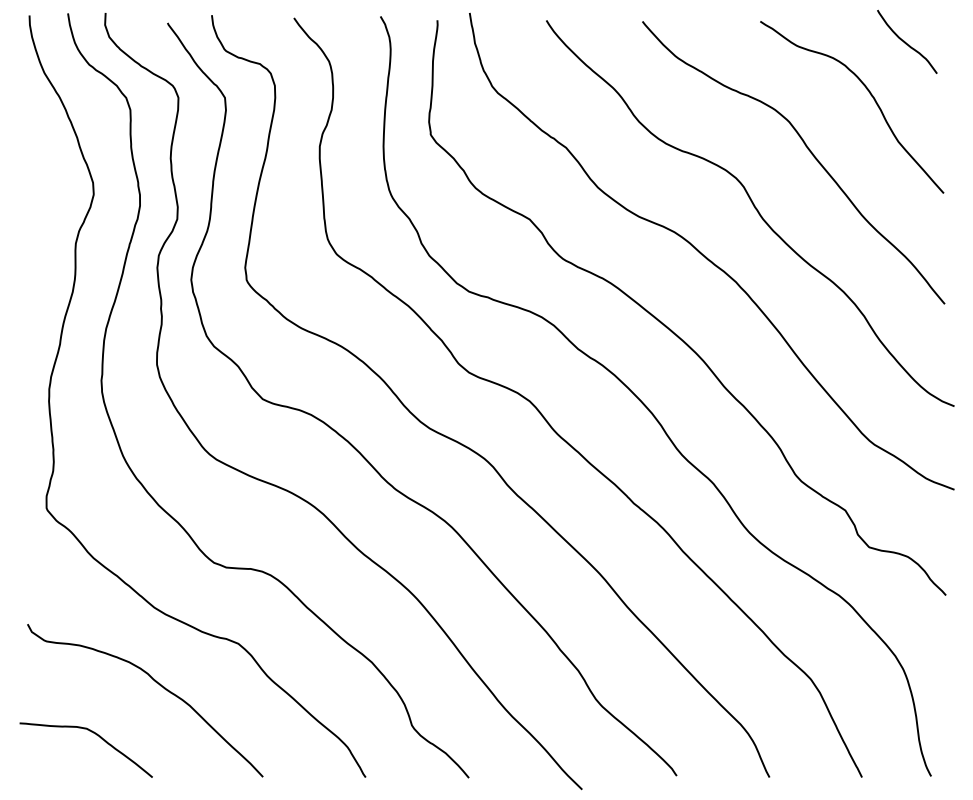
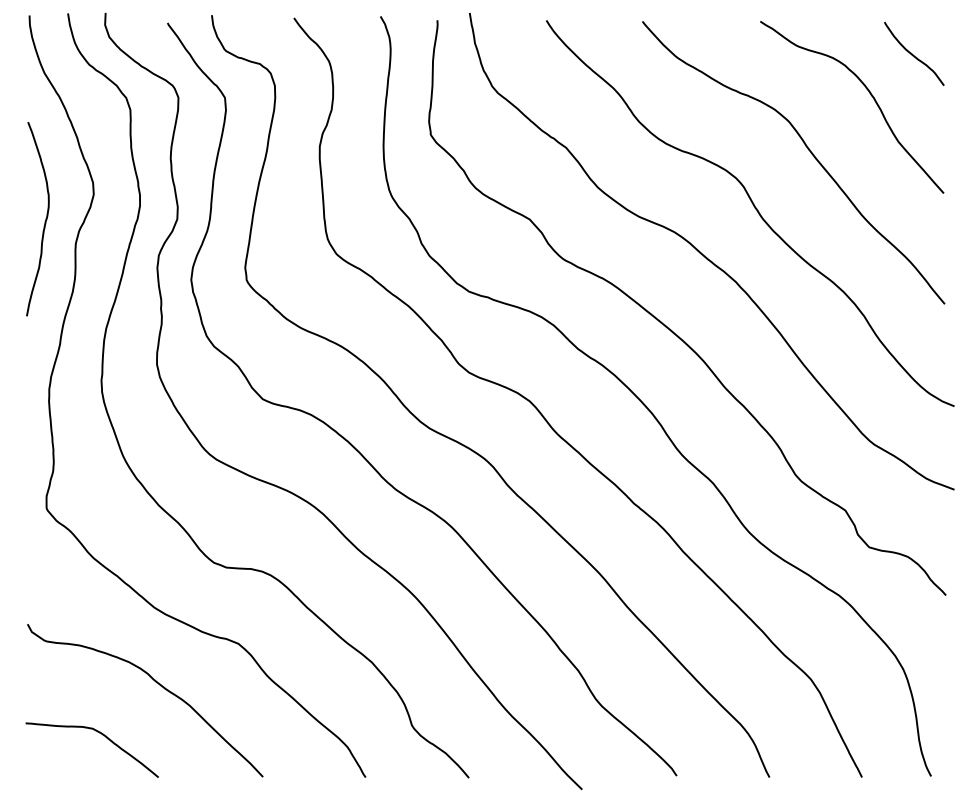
curve position: (906, 42) -> (913, 54) (913, 54)
curve: none -> present (44, 221)
curve position: (96, 735) -> (102, 735) (102, 735)
